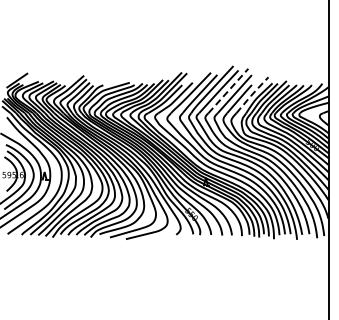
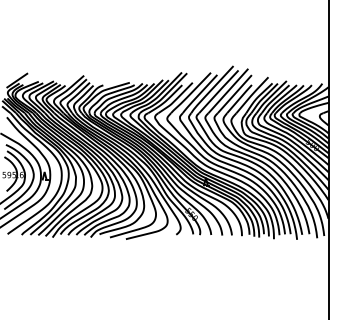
line: dashed -> solid (228, 90)
line: dashed -> solid (252, 94)
